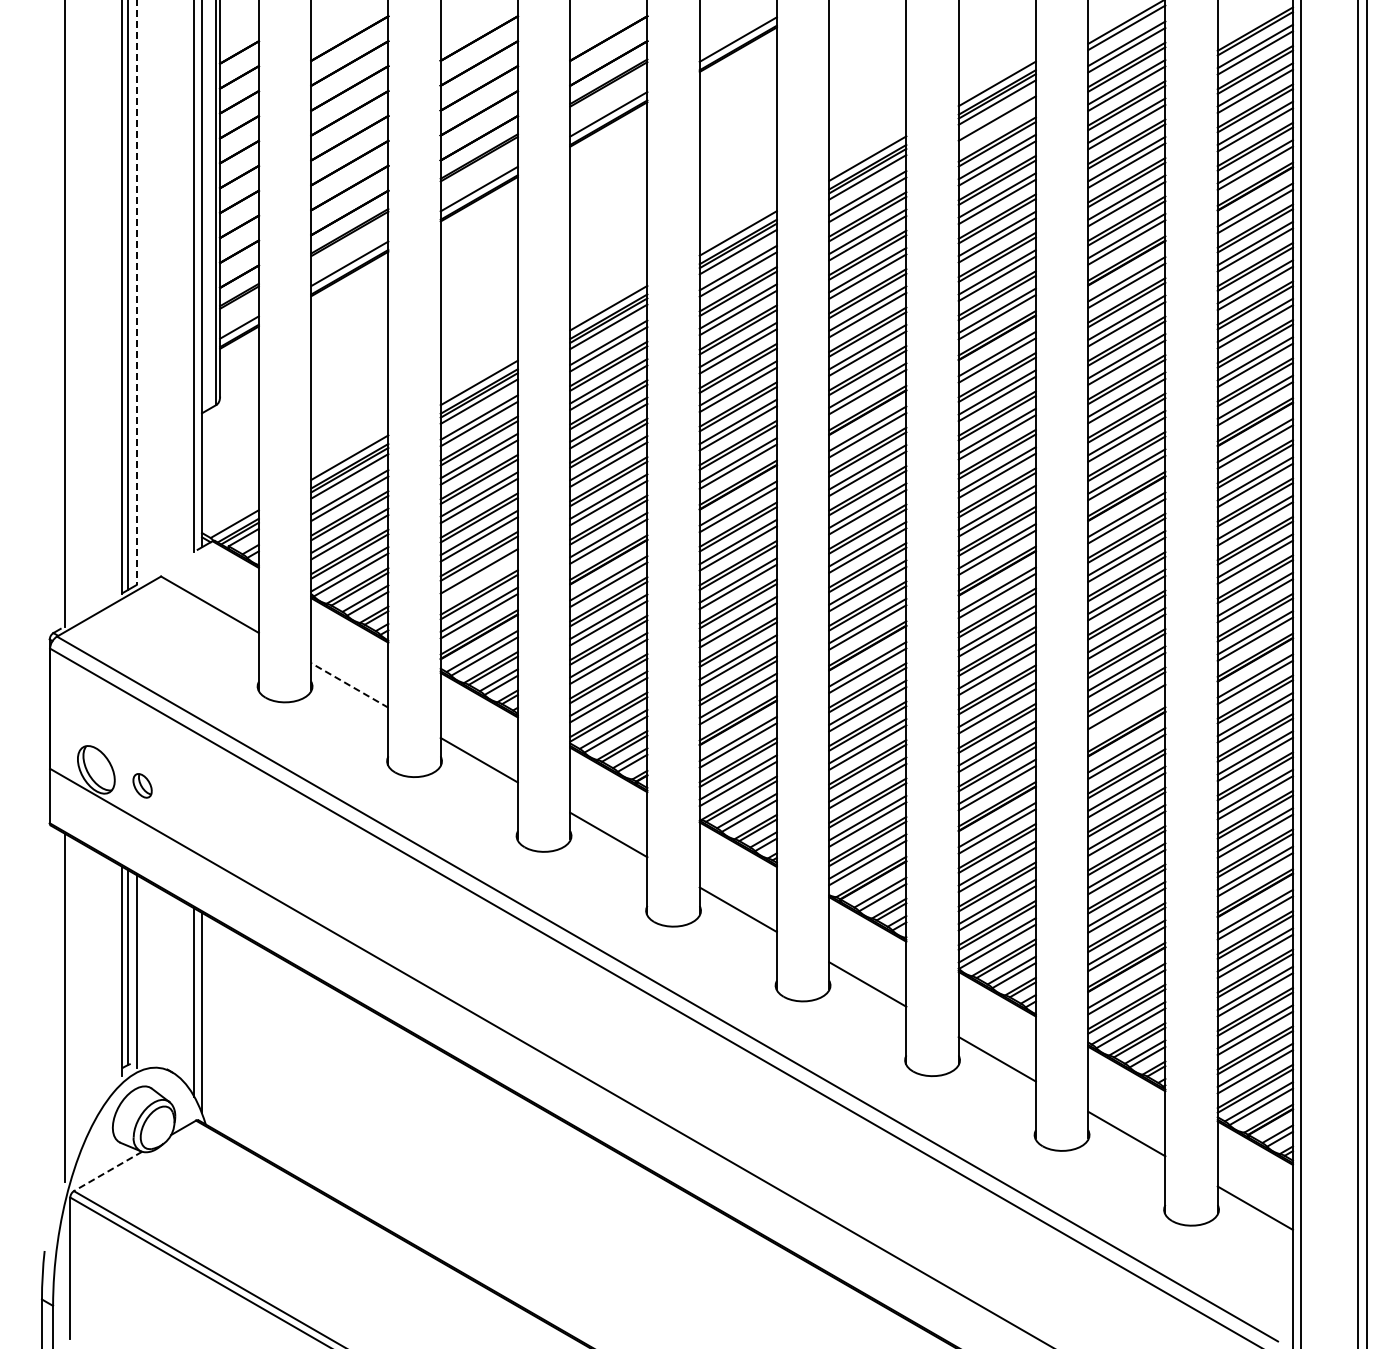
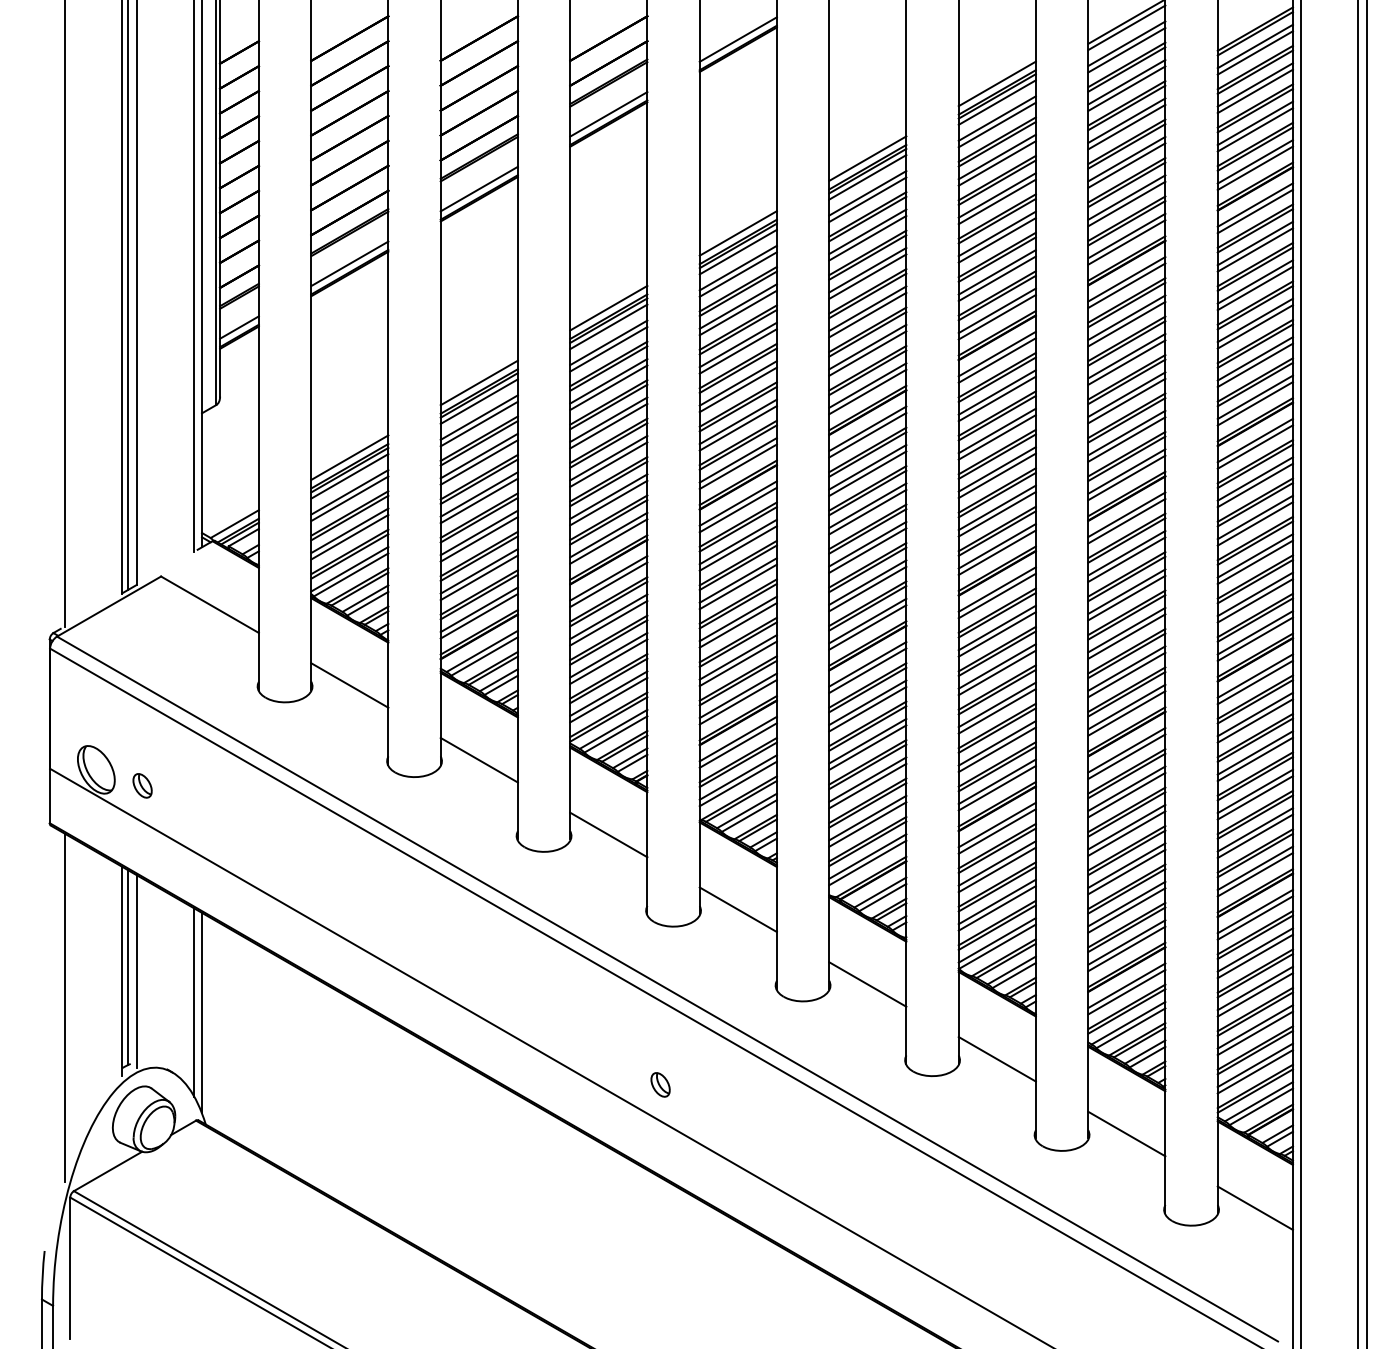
line: none -> present (996, 124)
line: dashed -> solid (136, 293)
line: none -> present (478, 577)
line: dashed -> solid (349, 685)
line: none -> present (1126, 713)
part: none -> present (660, 1084)
line: dashed -> solid (107, 1171)
